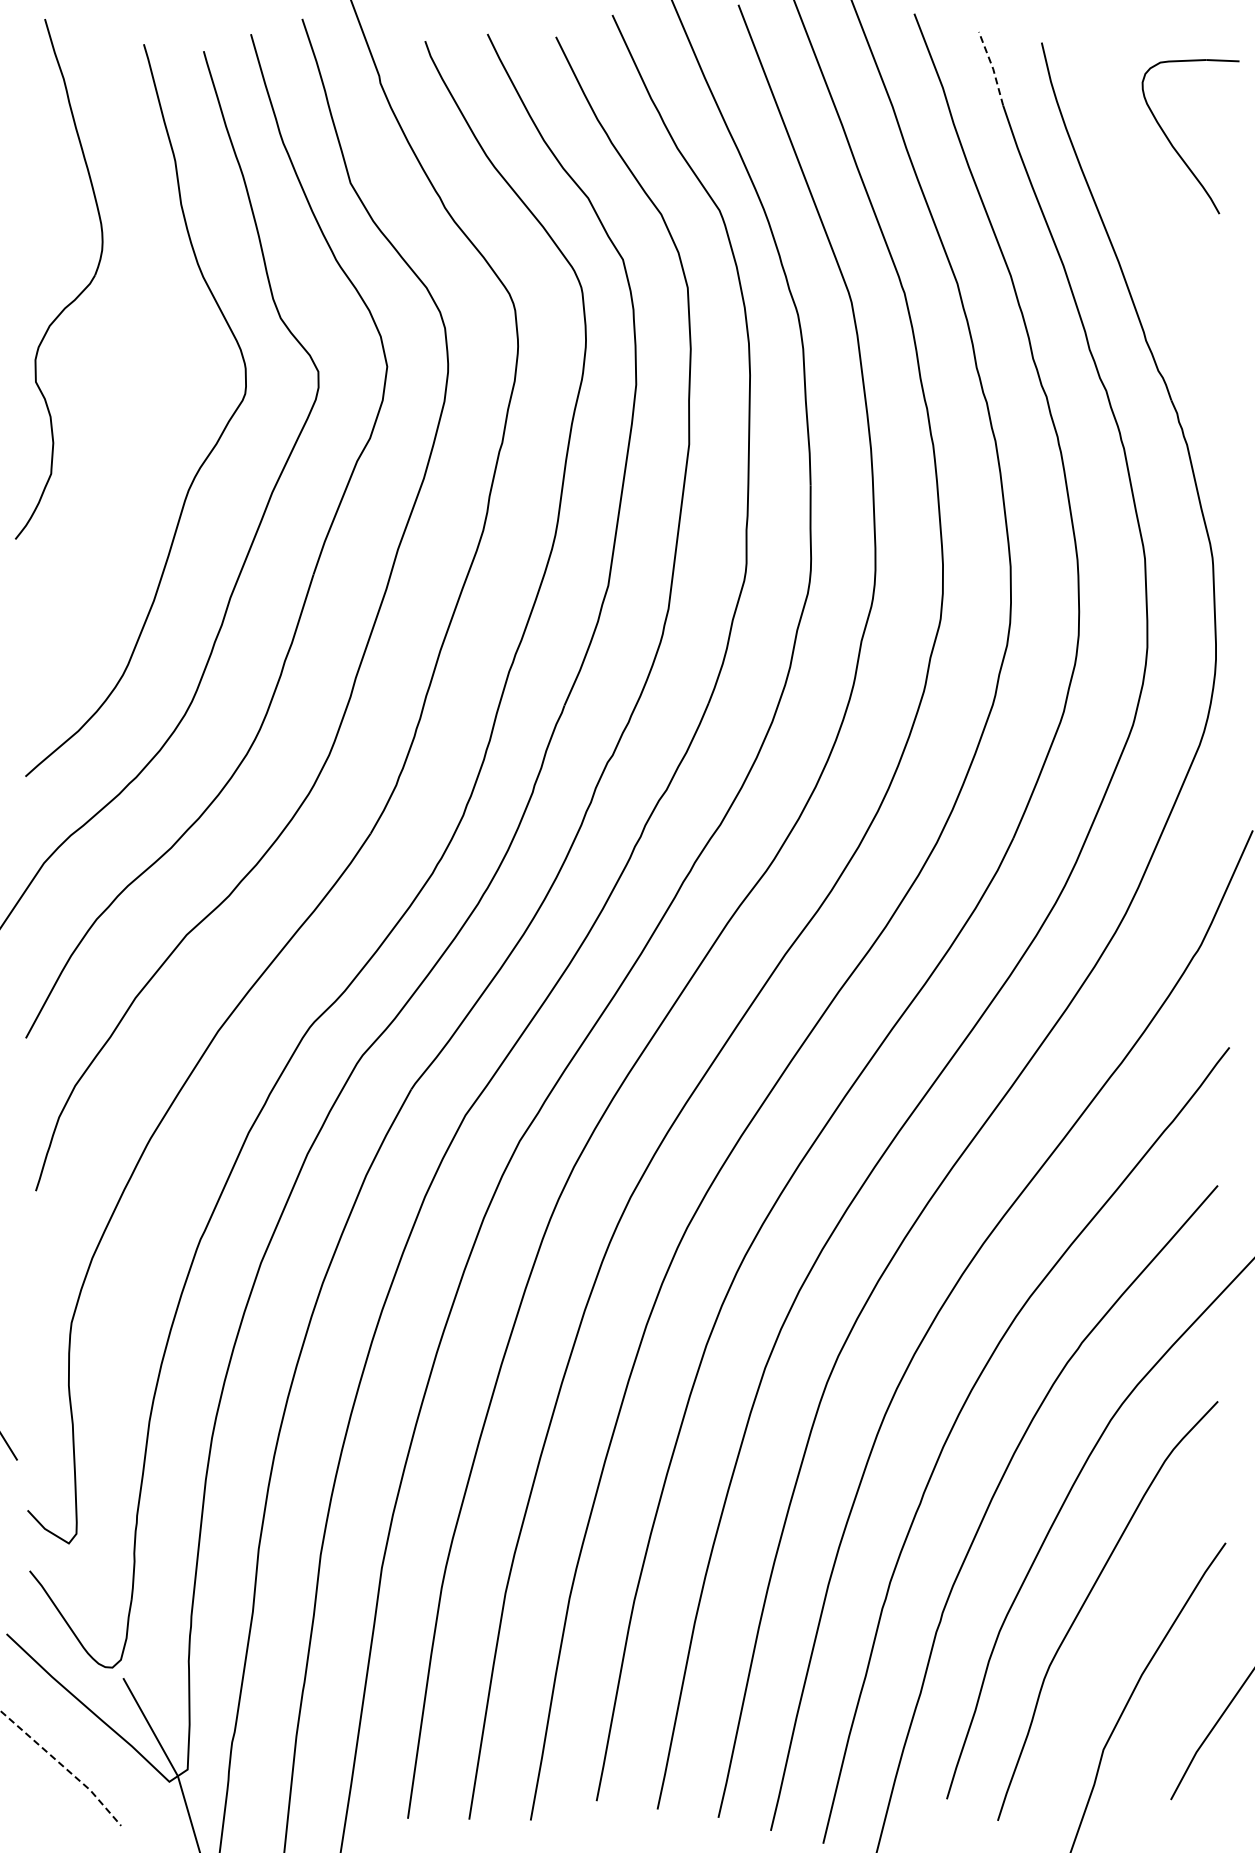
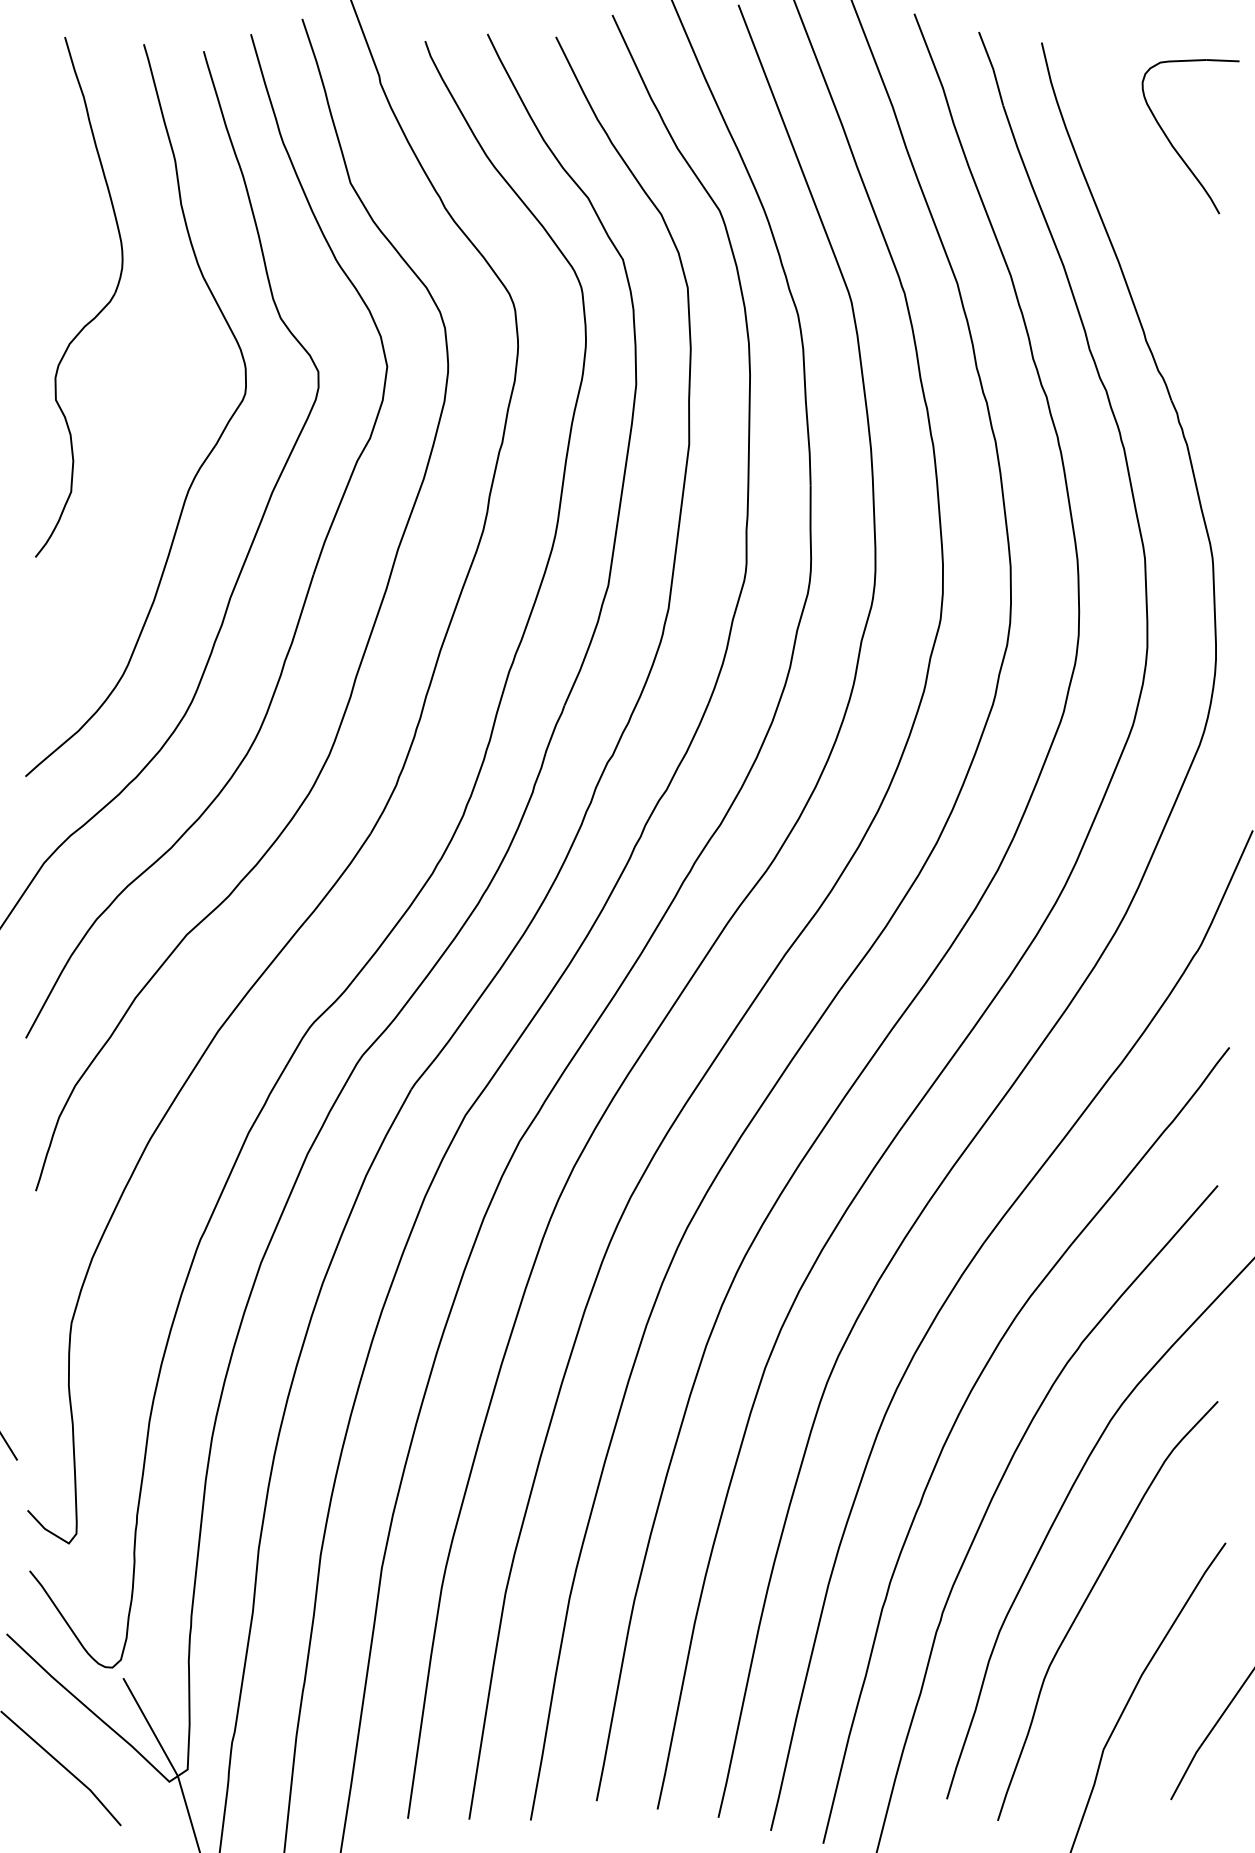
line: dashed -> solid (992, 68)
part position: (76, 296) -> (96, 314) (96, 314)
line: dashed -> solid (64, 1767)
